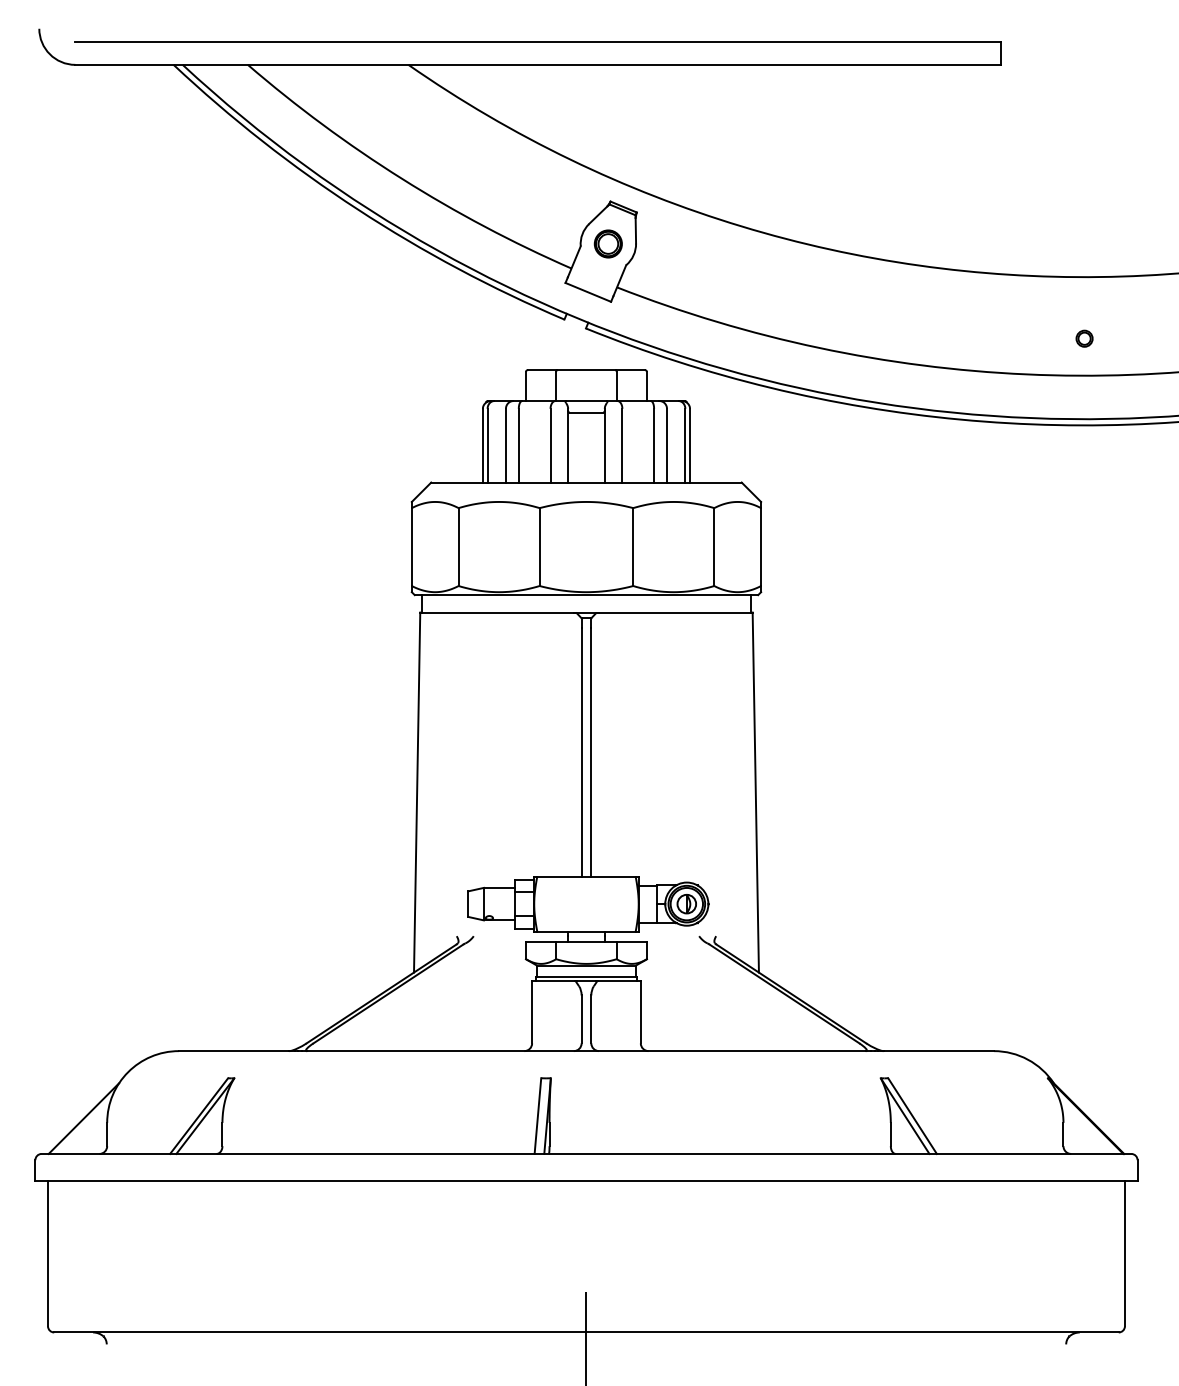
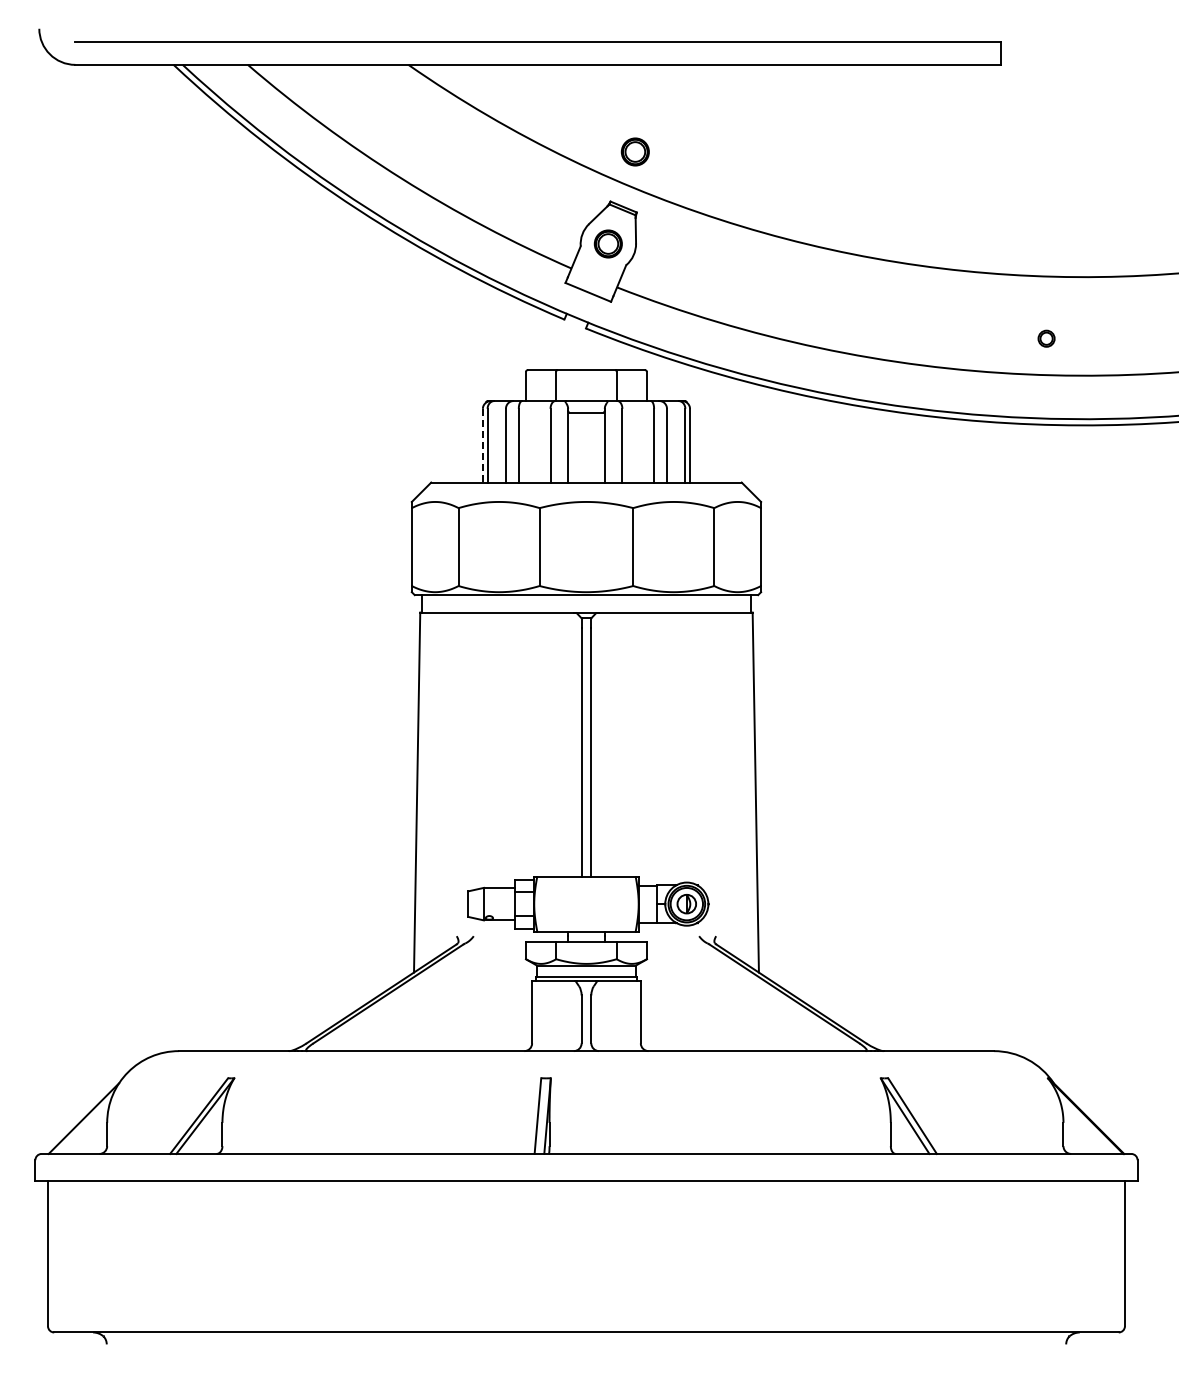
part: none -> present (634, 151)
circle position: (1084, 338) -> (1046, 338) (1046, 338)
line: solid -> dashed (482, 445)
line: present -> none (586, 1336)
